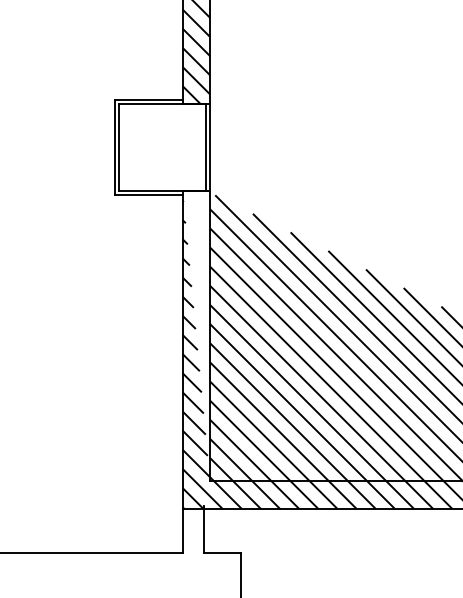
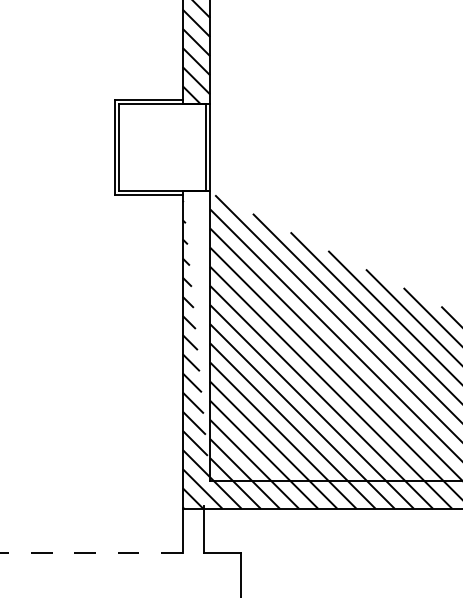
line: solid -> dashed (91, 553)
